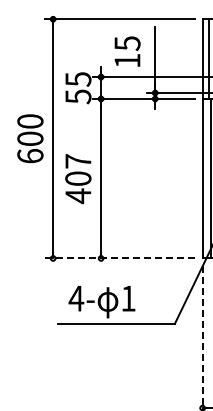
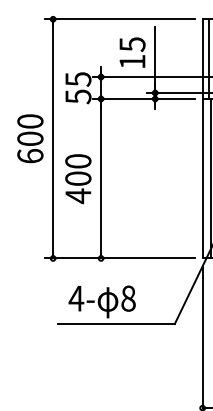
text position: (127, 51) -> (132, 52) (132, 52)
text: 407 -> 400 (78, 161)
line: dashed -> solid (119, 258)
text: 1 -> 8 (128, 298)
line: dashed -> solid (202, 338)
